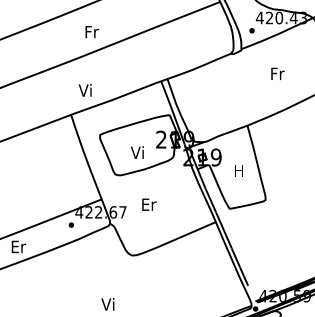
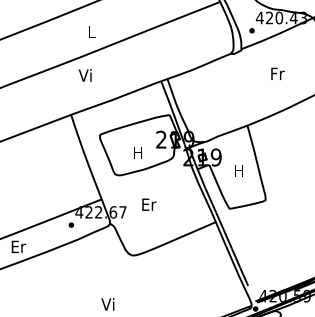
text: Fr -> L (91, 32)
text position: (84, 90) -> (84, 75) (84, 75)
text: Vi -> H (137, 152)
